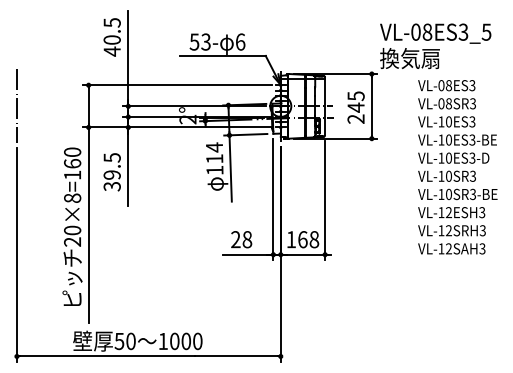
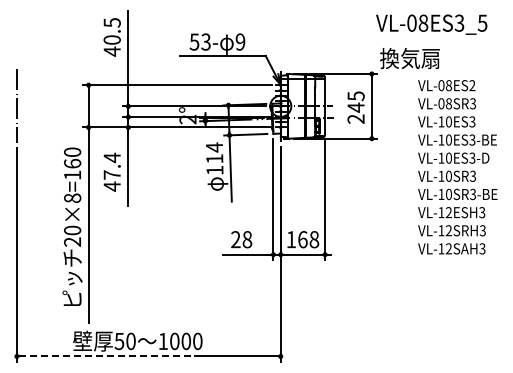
text position: (435, 33) -> (431, 24) (431, 24)
text: 6 -> 9 (240, 41)
text: VL-08ES3 -> VL-08ES2 (472, 86)
text: 39.5 -> 47.4 (111, 171)
line: solid -> dashed (107, 356)
